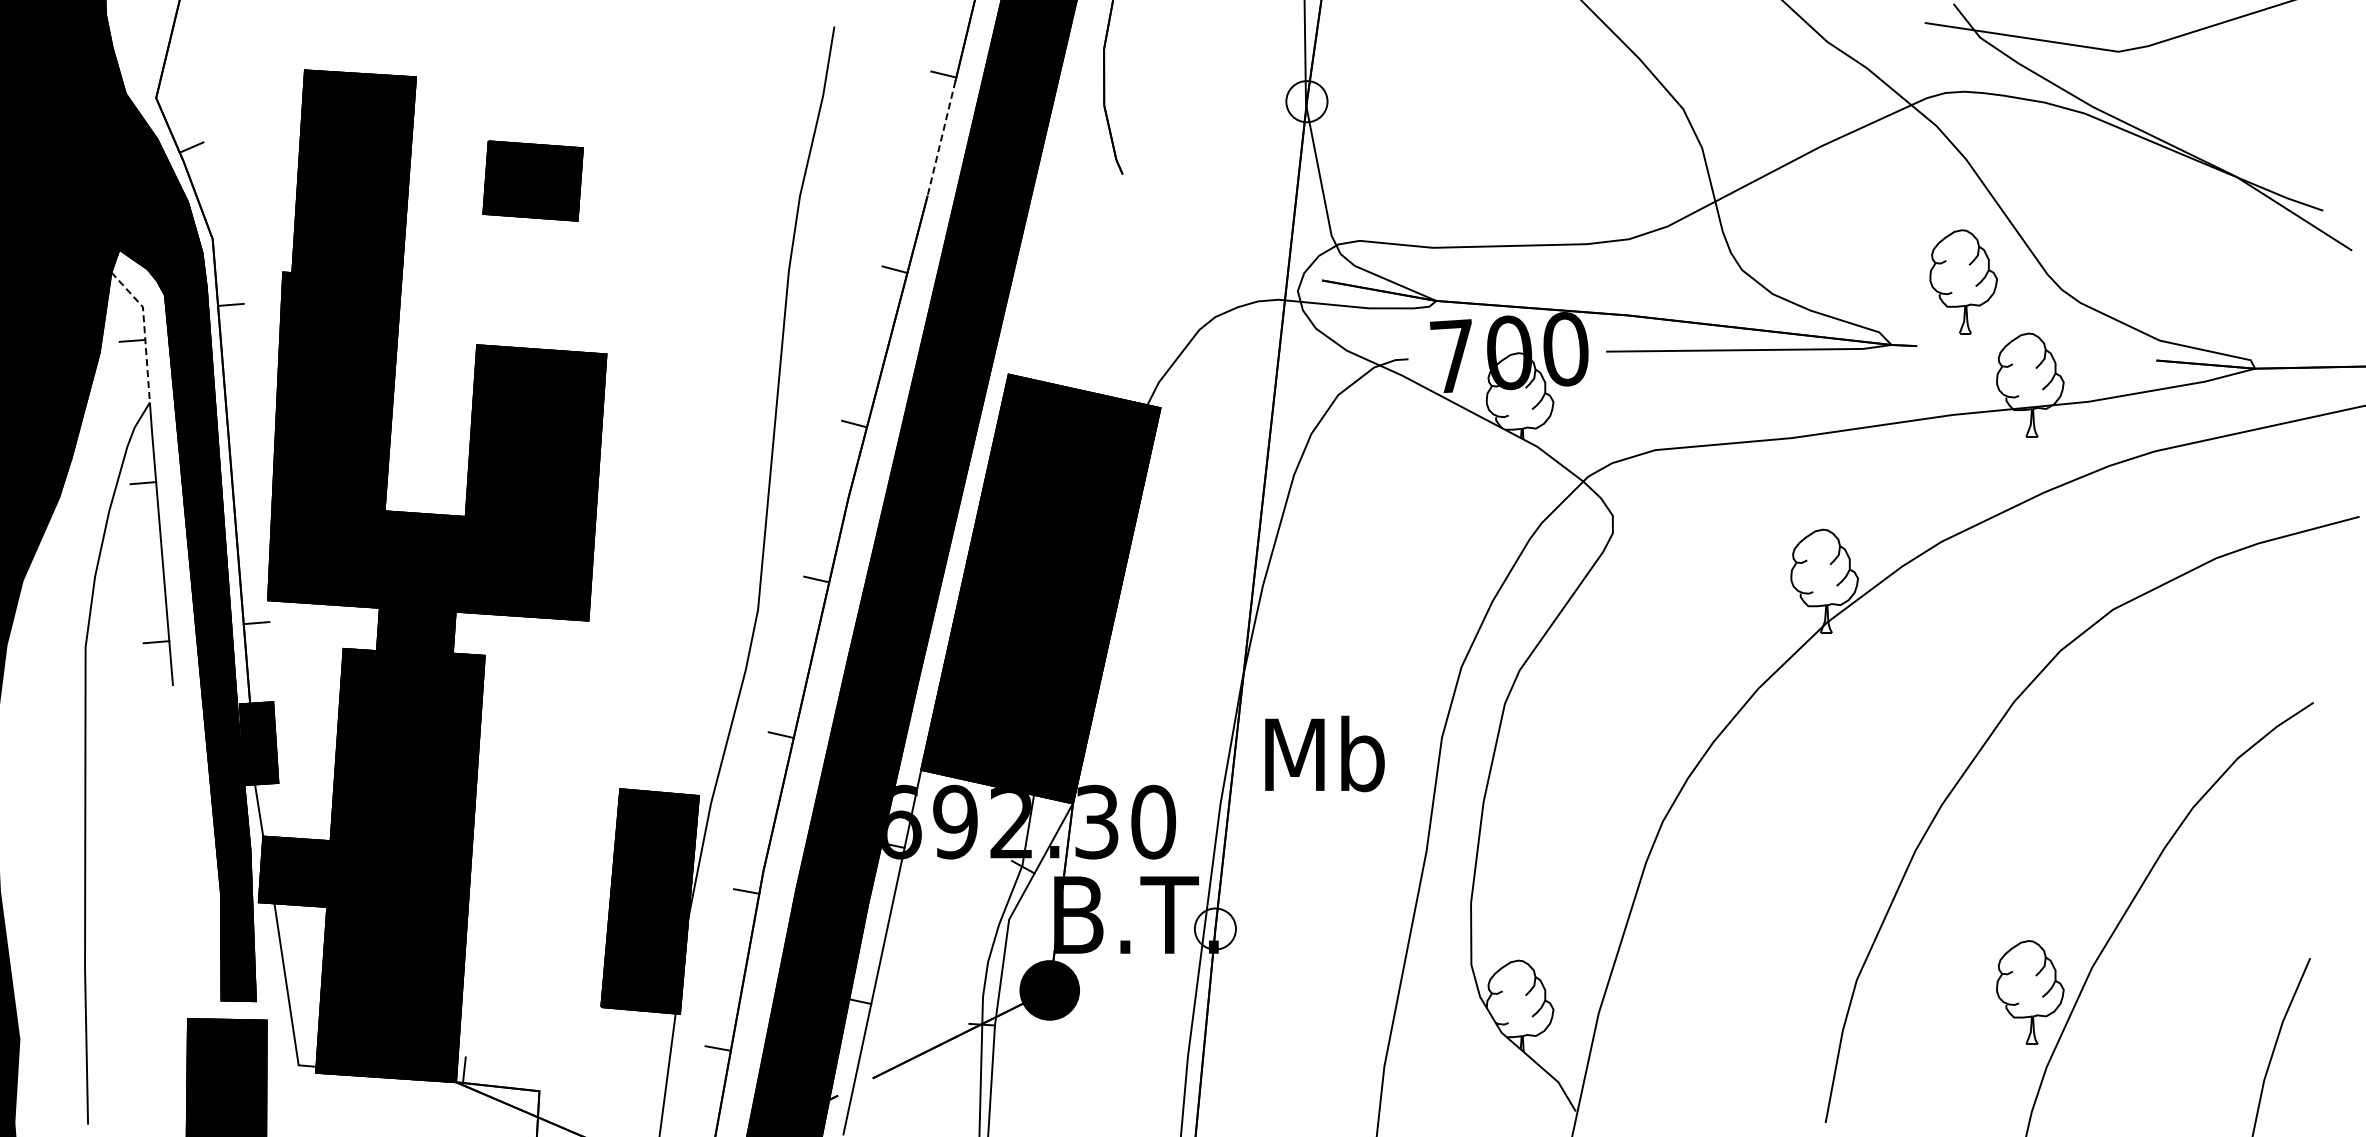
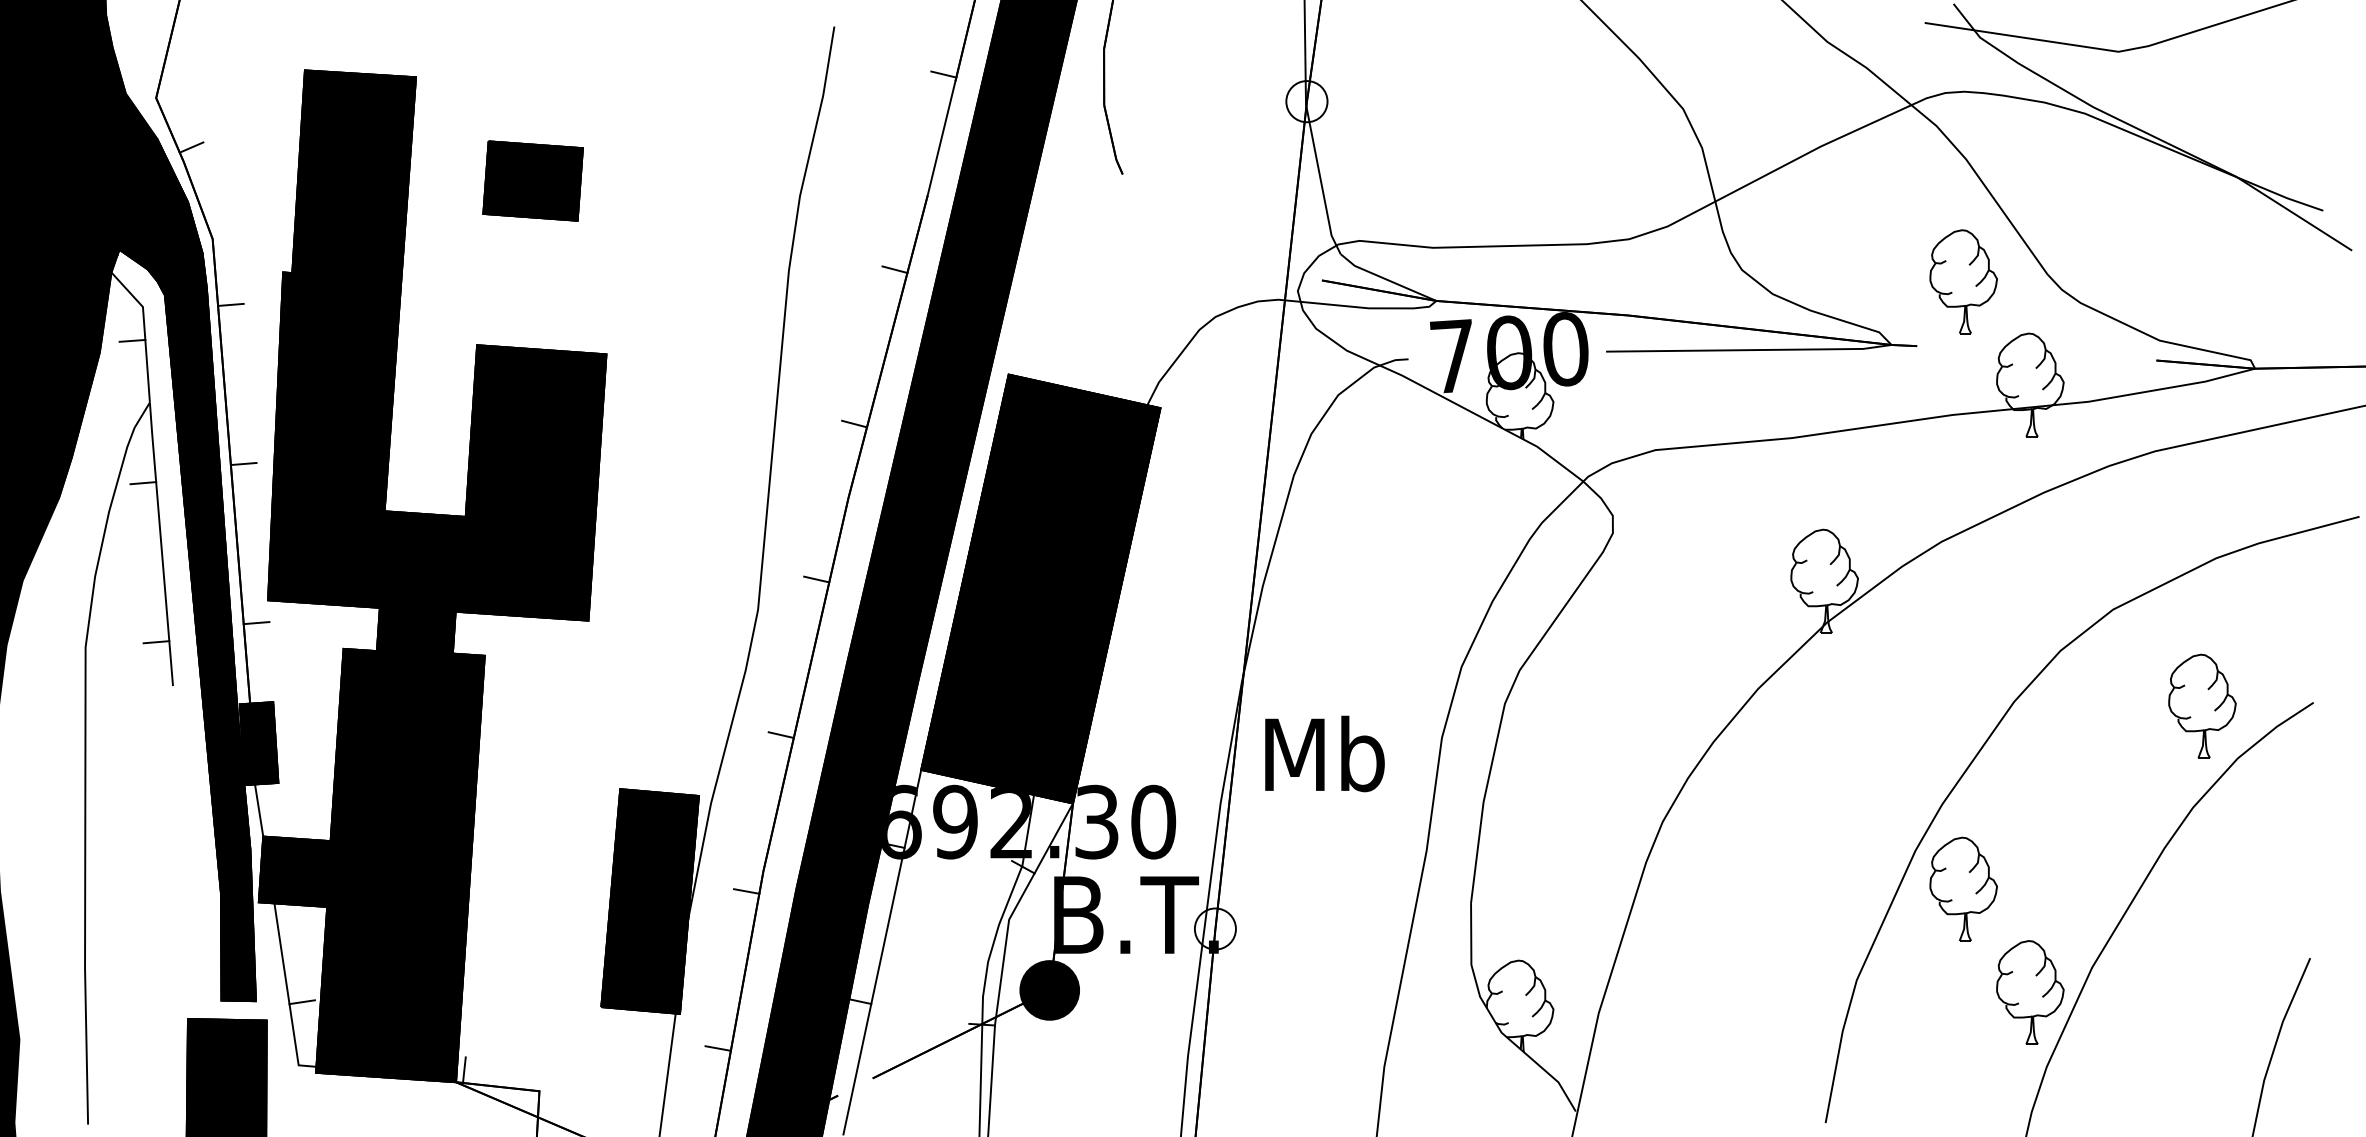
line: dashed -> solid (941, 138)
line: dashed -> solid (144, 330)
line: none -> present (243, 463)
part: none -> present (2202, 705)
part: none -> present (1963, 888)
line: none -> present (301, 1002)
